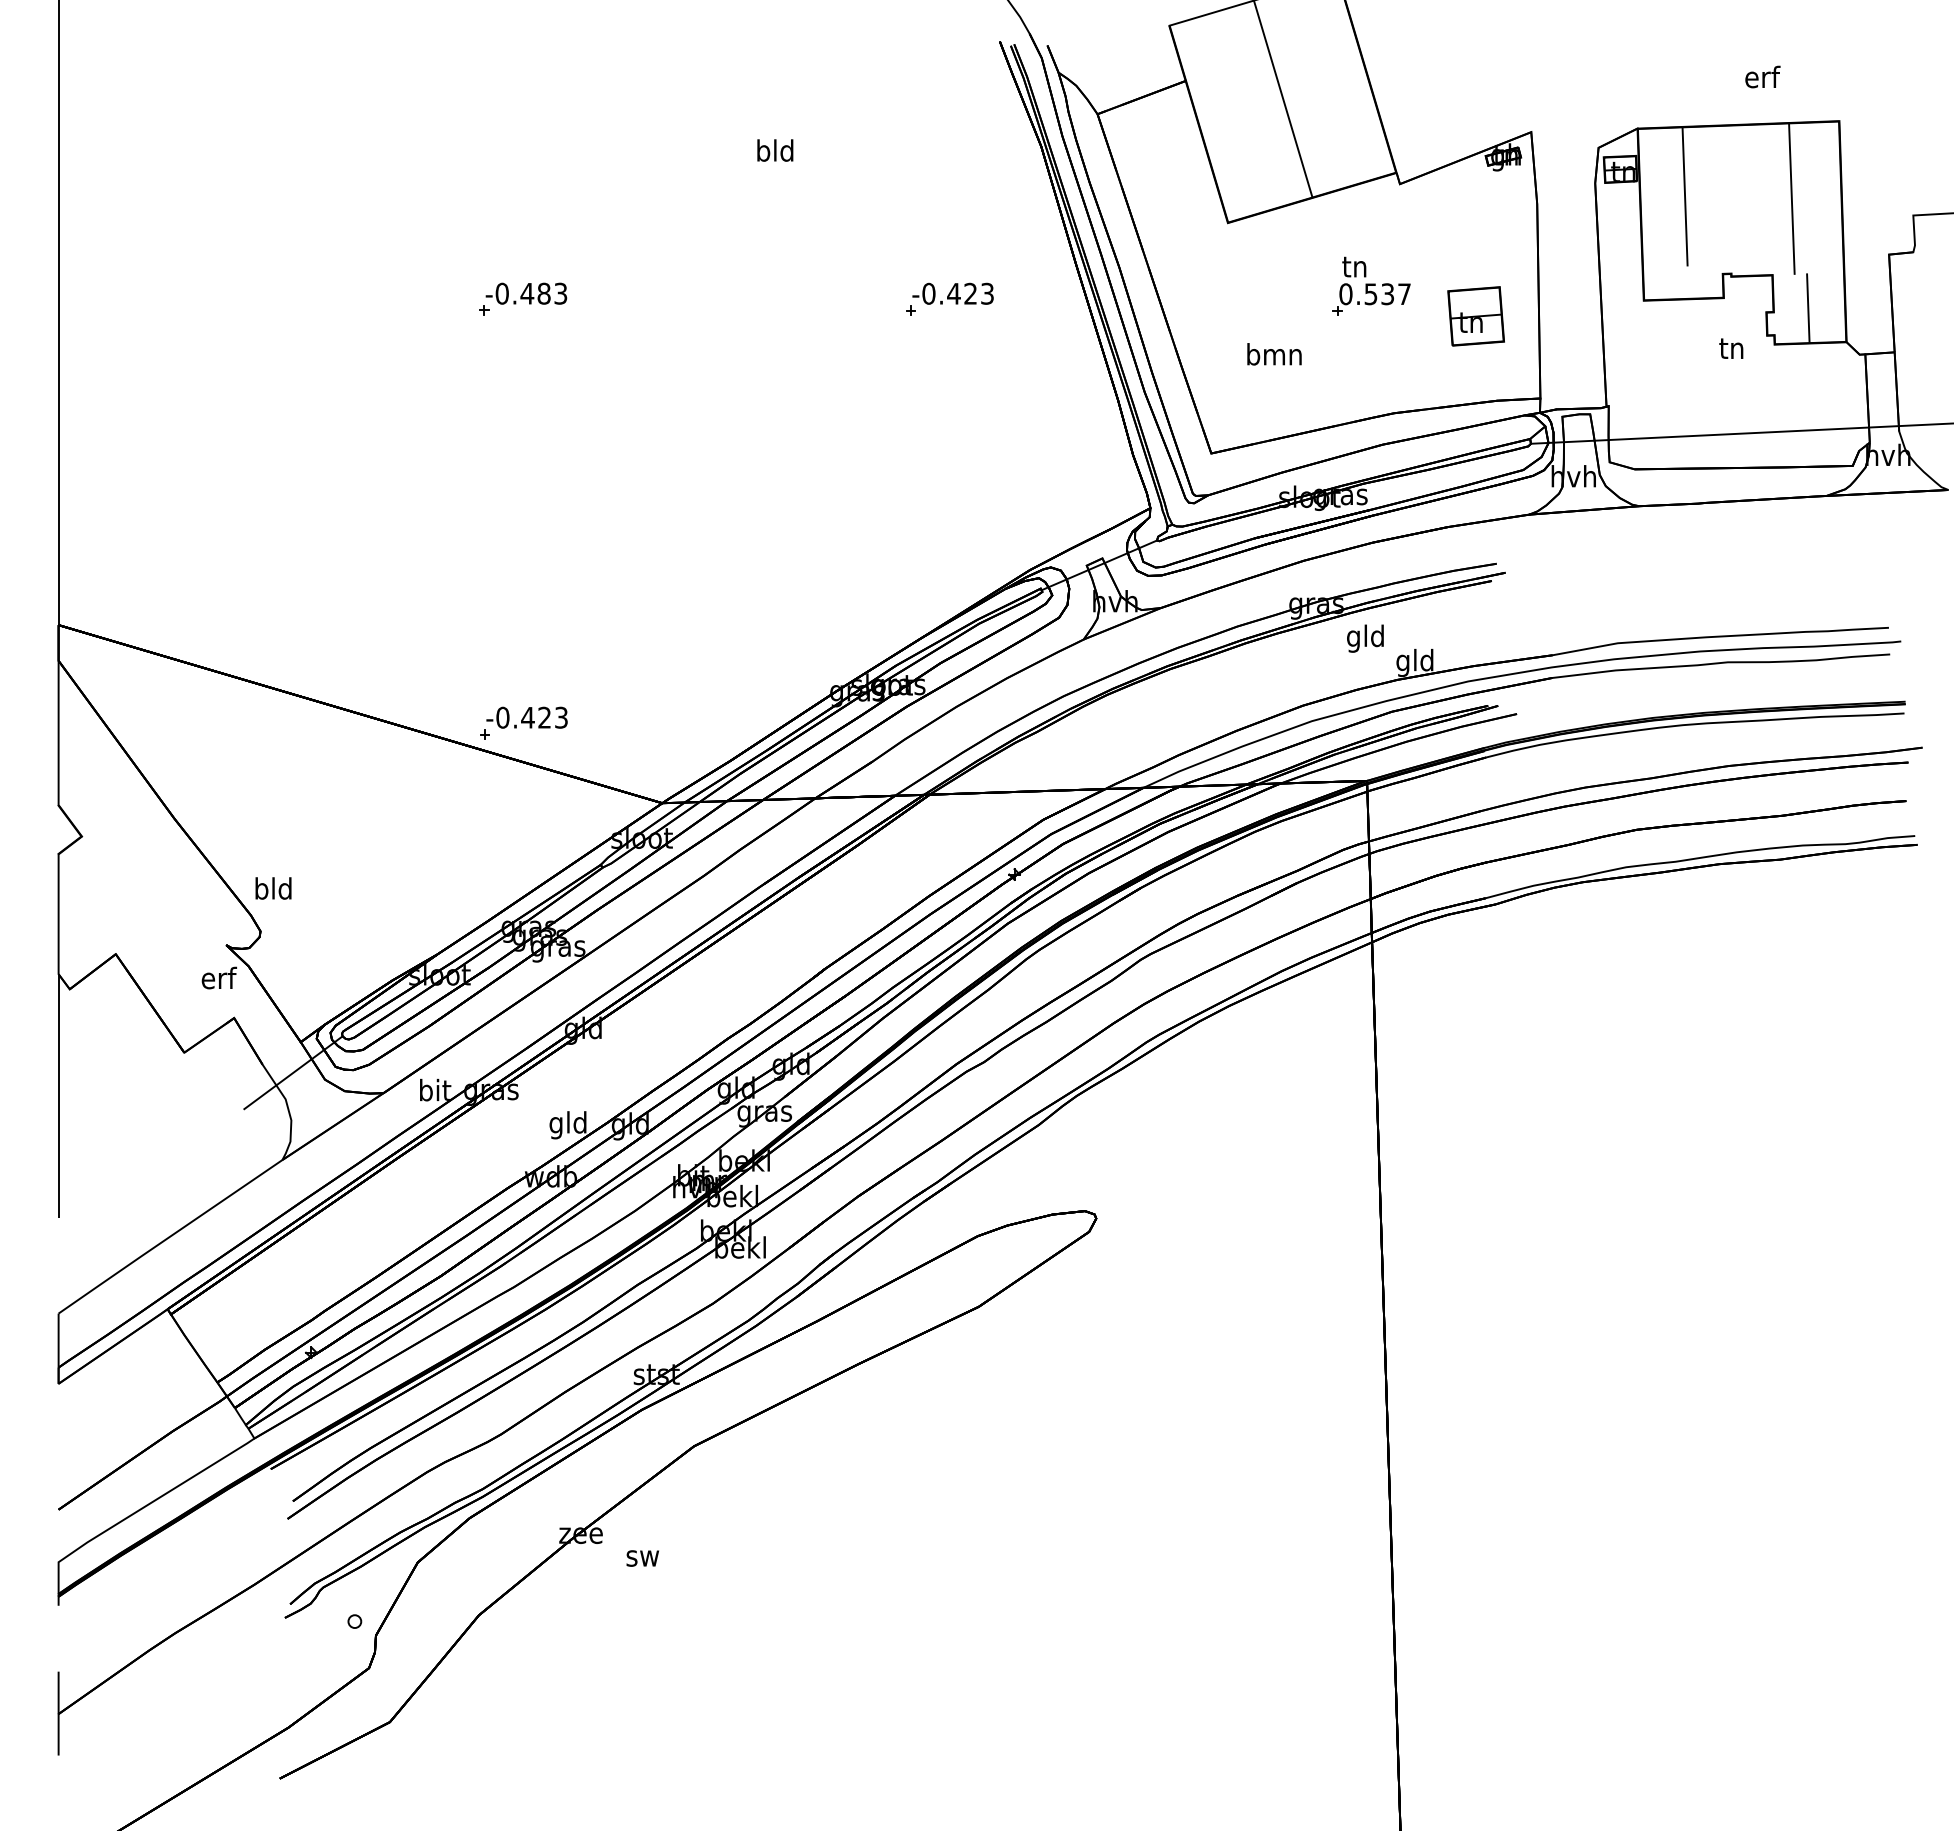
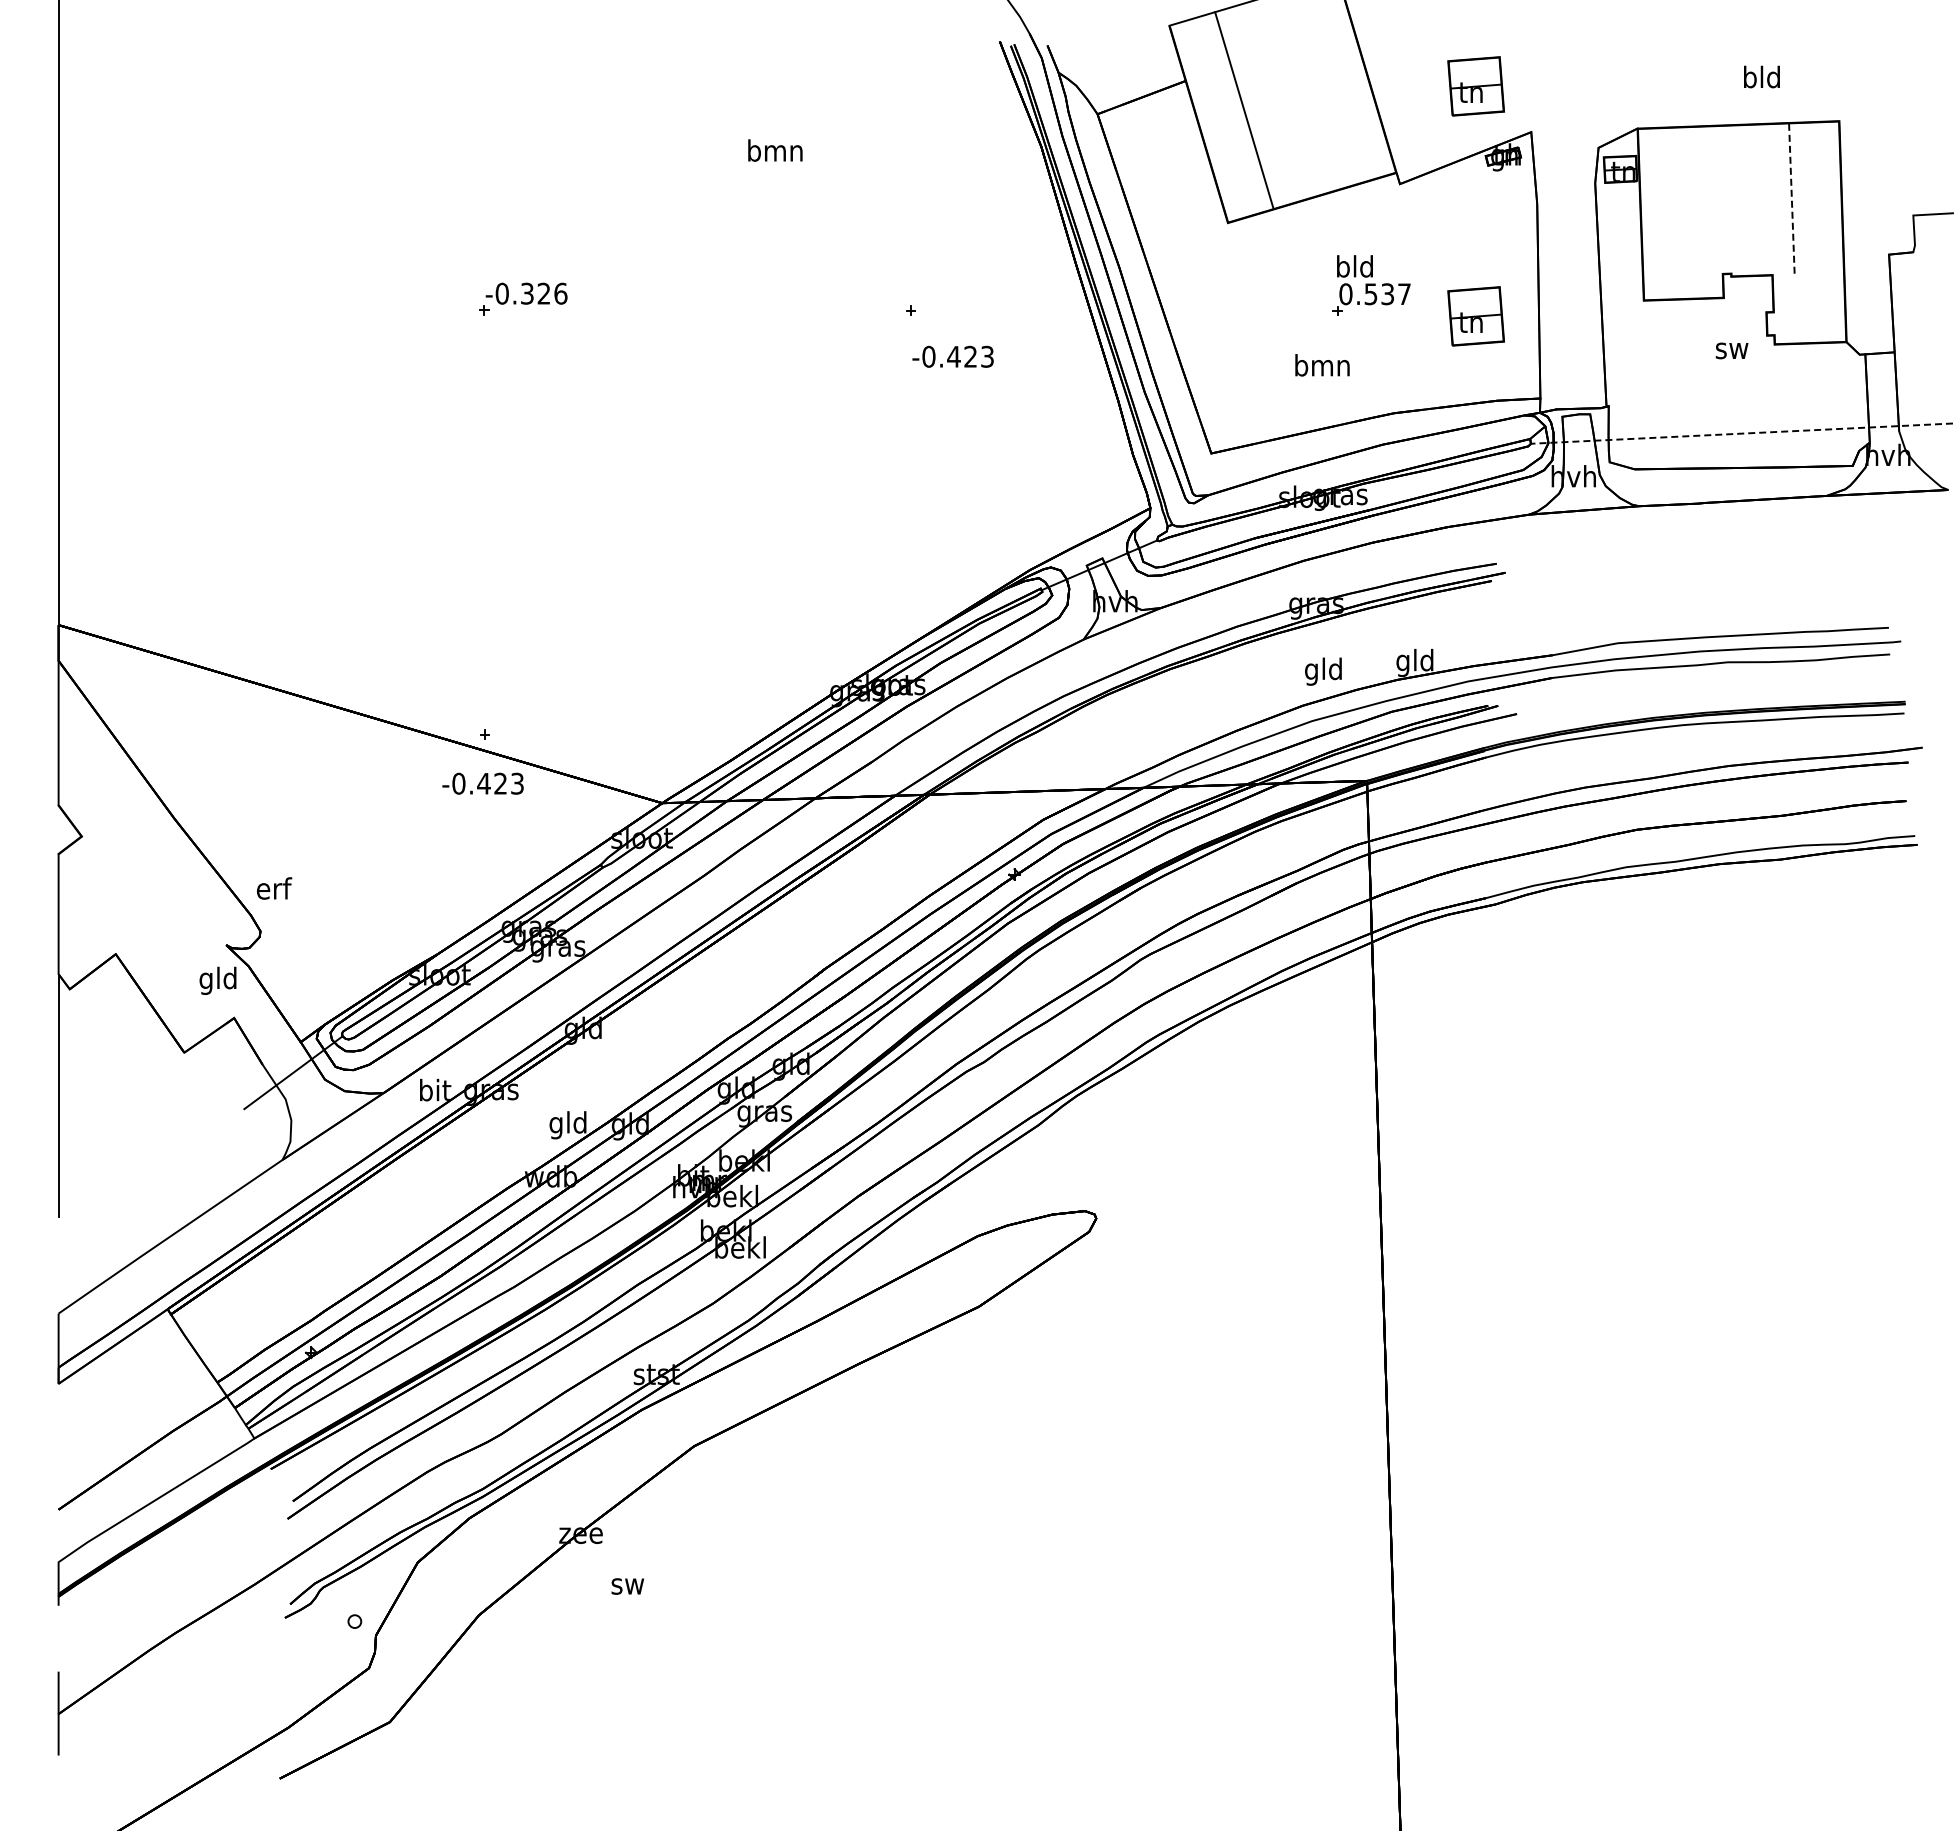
text: erf -> bld (1762, 76)
part: none -> present (1475, 86)
line position: (1283, 99) -> (1244, 110) (1244, 110)
text: bld -> bmn (775, 150)
line: present -> none (1684, 196)
line: solid -> dashed (1791, 199)
text: tn -> bld (1354, 266)
text: -0.483 -> -0.326 (543, 293)
text position: (952, 293) -> (952, 356) (952, 356)
line: present -> none (1808, 308)
text: tn -> sw (1731, 348)
text position: (1274, 354) -> (1322, 365) (1322, 365)
line: solid -> dashed (1742, 433)
text position: (1365, 638) -> (1323, 671) (1323, 671)
text position: (526, 717) -> (482, 783) (482, 783)
text: bld -> erf (273, 888)
text: erf -> gld (218, 980)
text position: (642, 1558) -> (627, 1586) (627, 1586)
